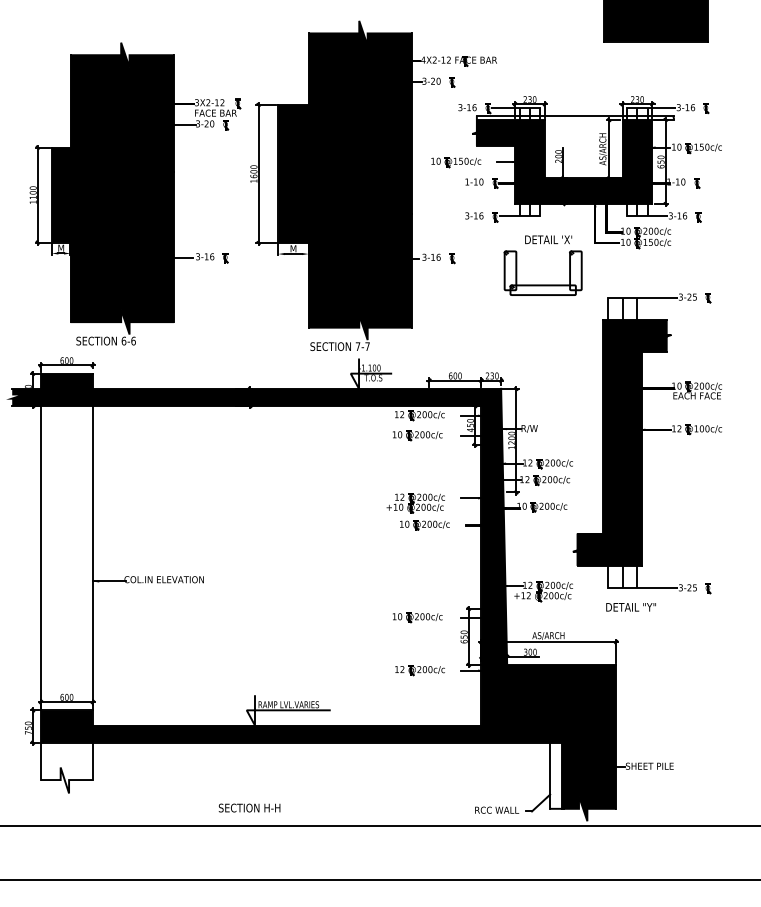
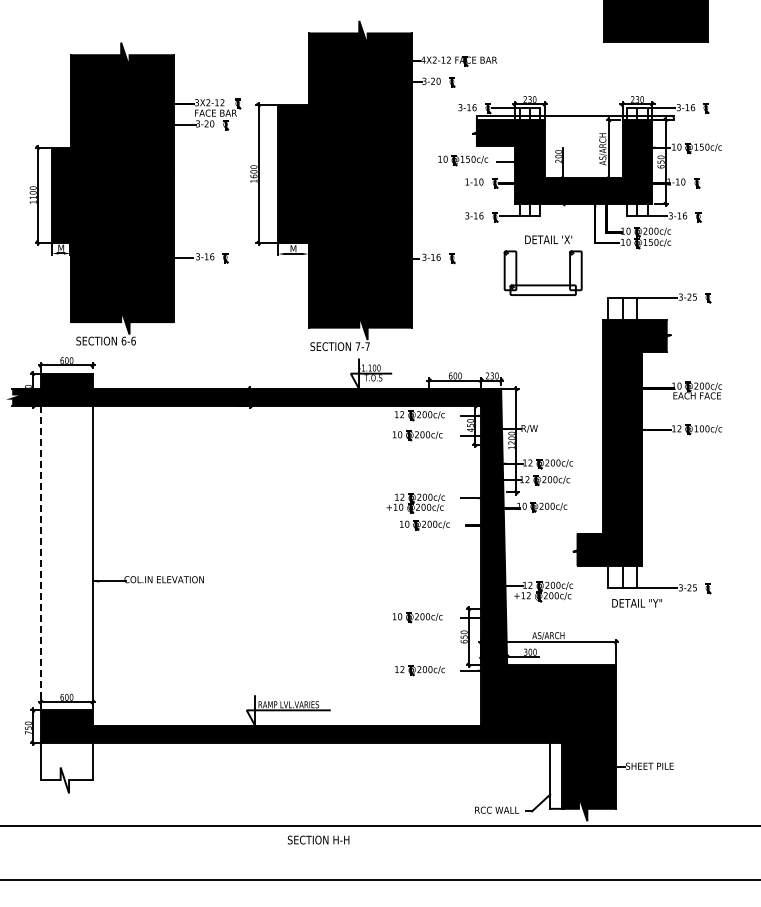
part position: (456, 162) -> (463, 160) (463, 160)
line: solid -> dashed (40, 557)
text position: (630, 607) -> (636, 603) (636, 603)
text position: (249, 807) -> (318, 839) (318, 839)
